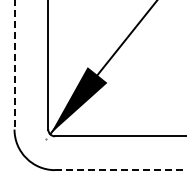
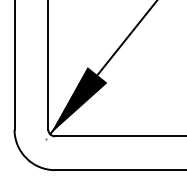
line: dashed -> solid (14, 65)
line: dashed -> solid (121, 170)
